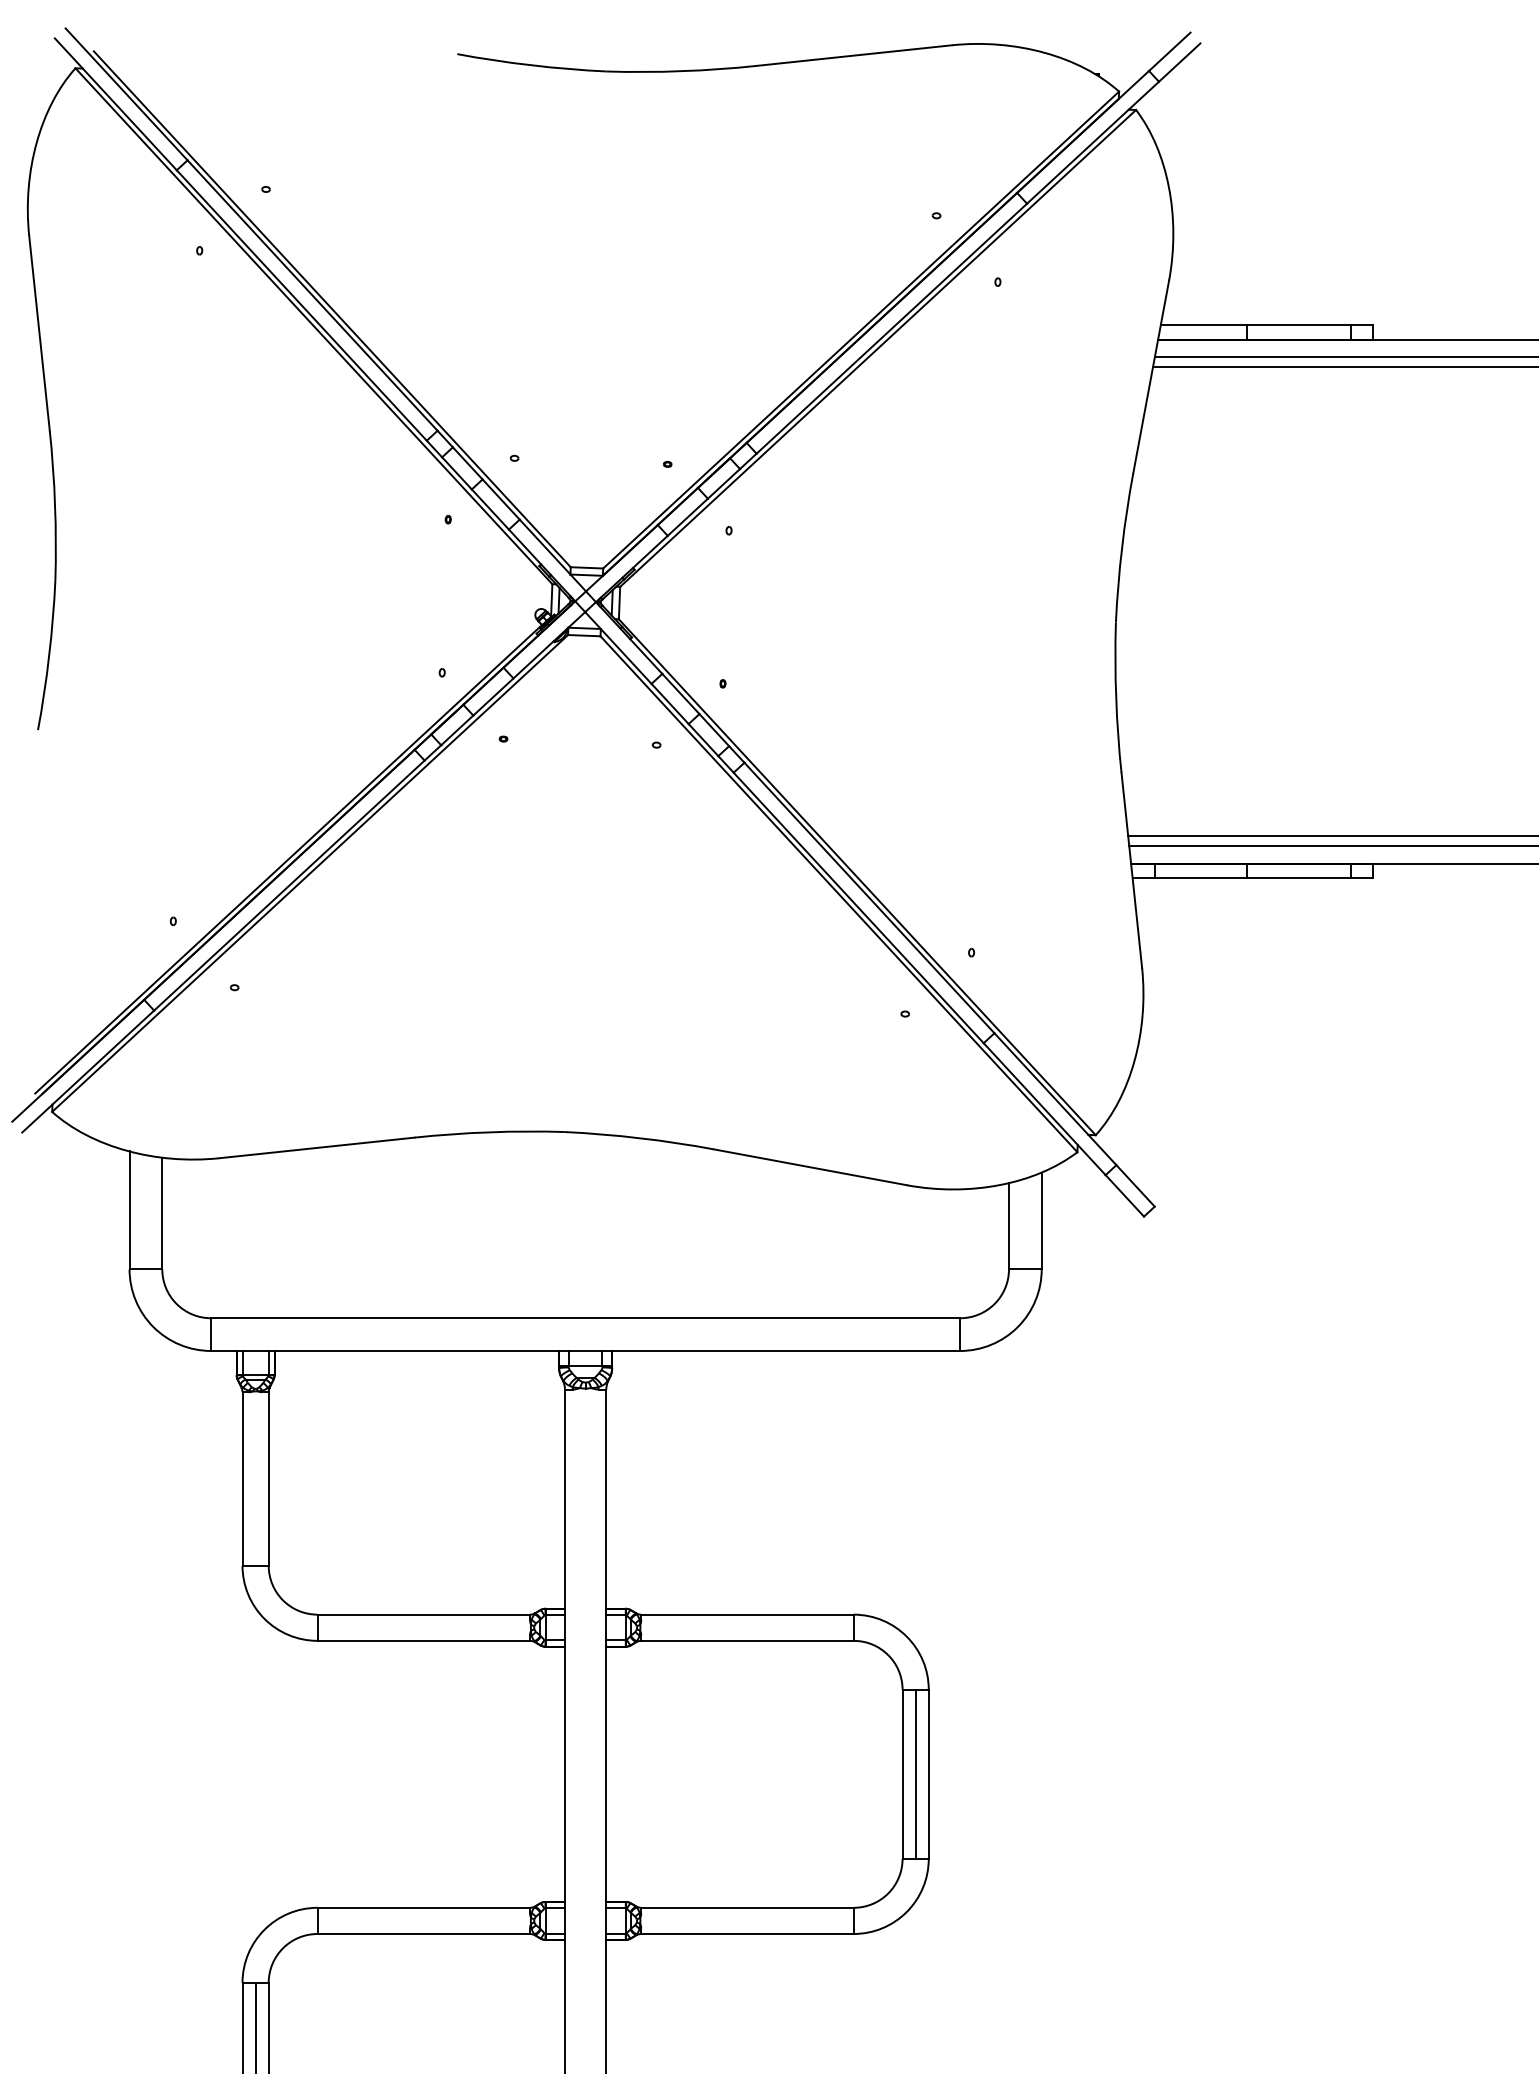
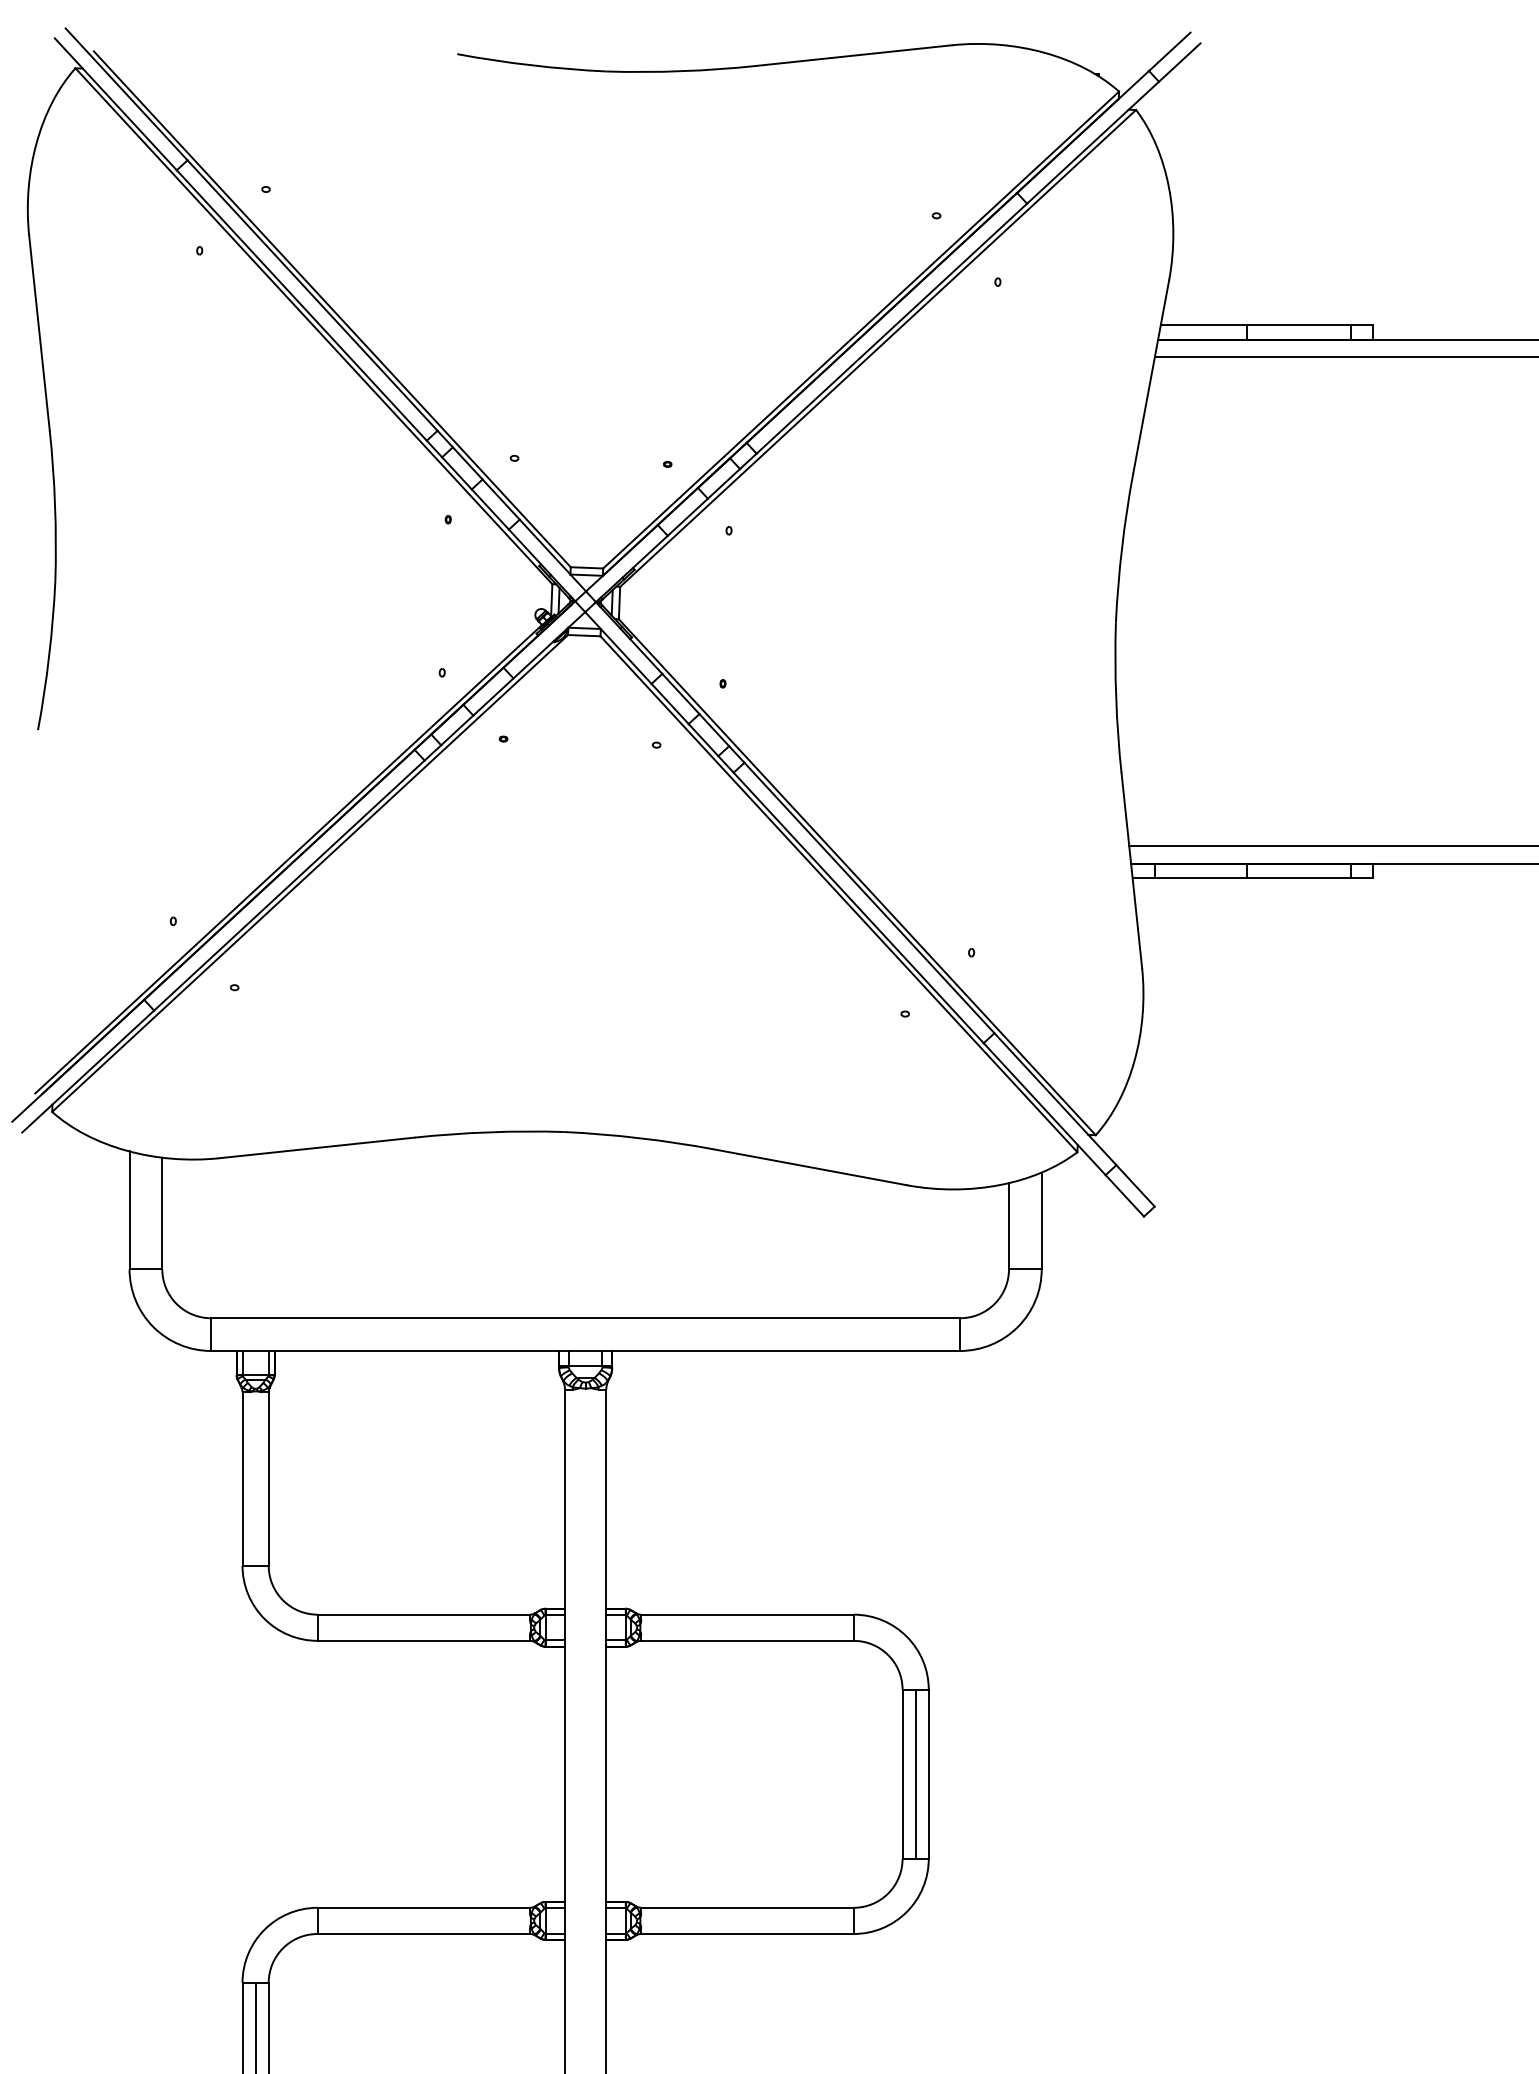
line: present -> none (1343, 367)
line: present -> none (1331, 836)
